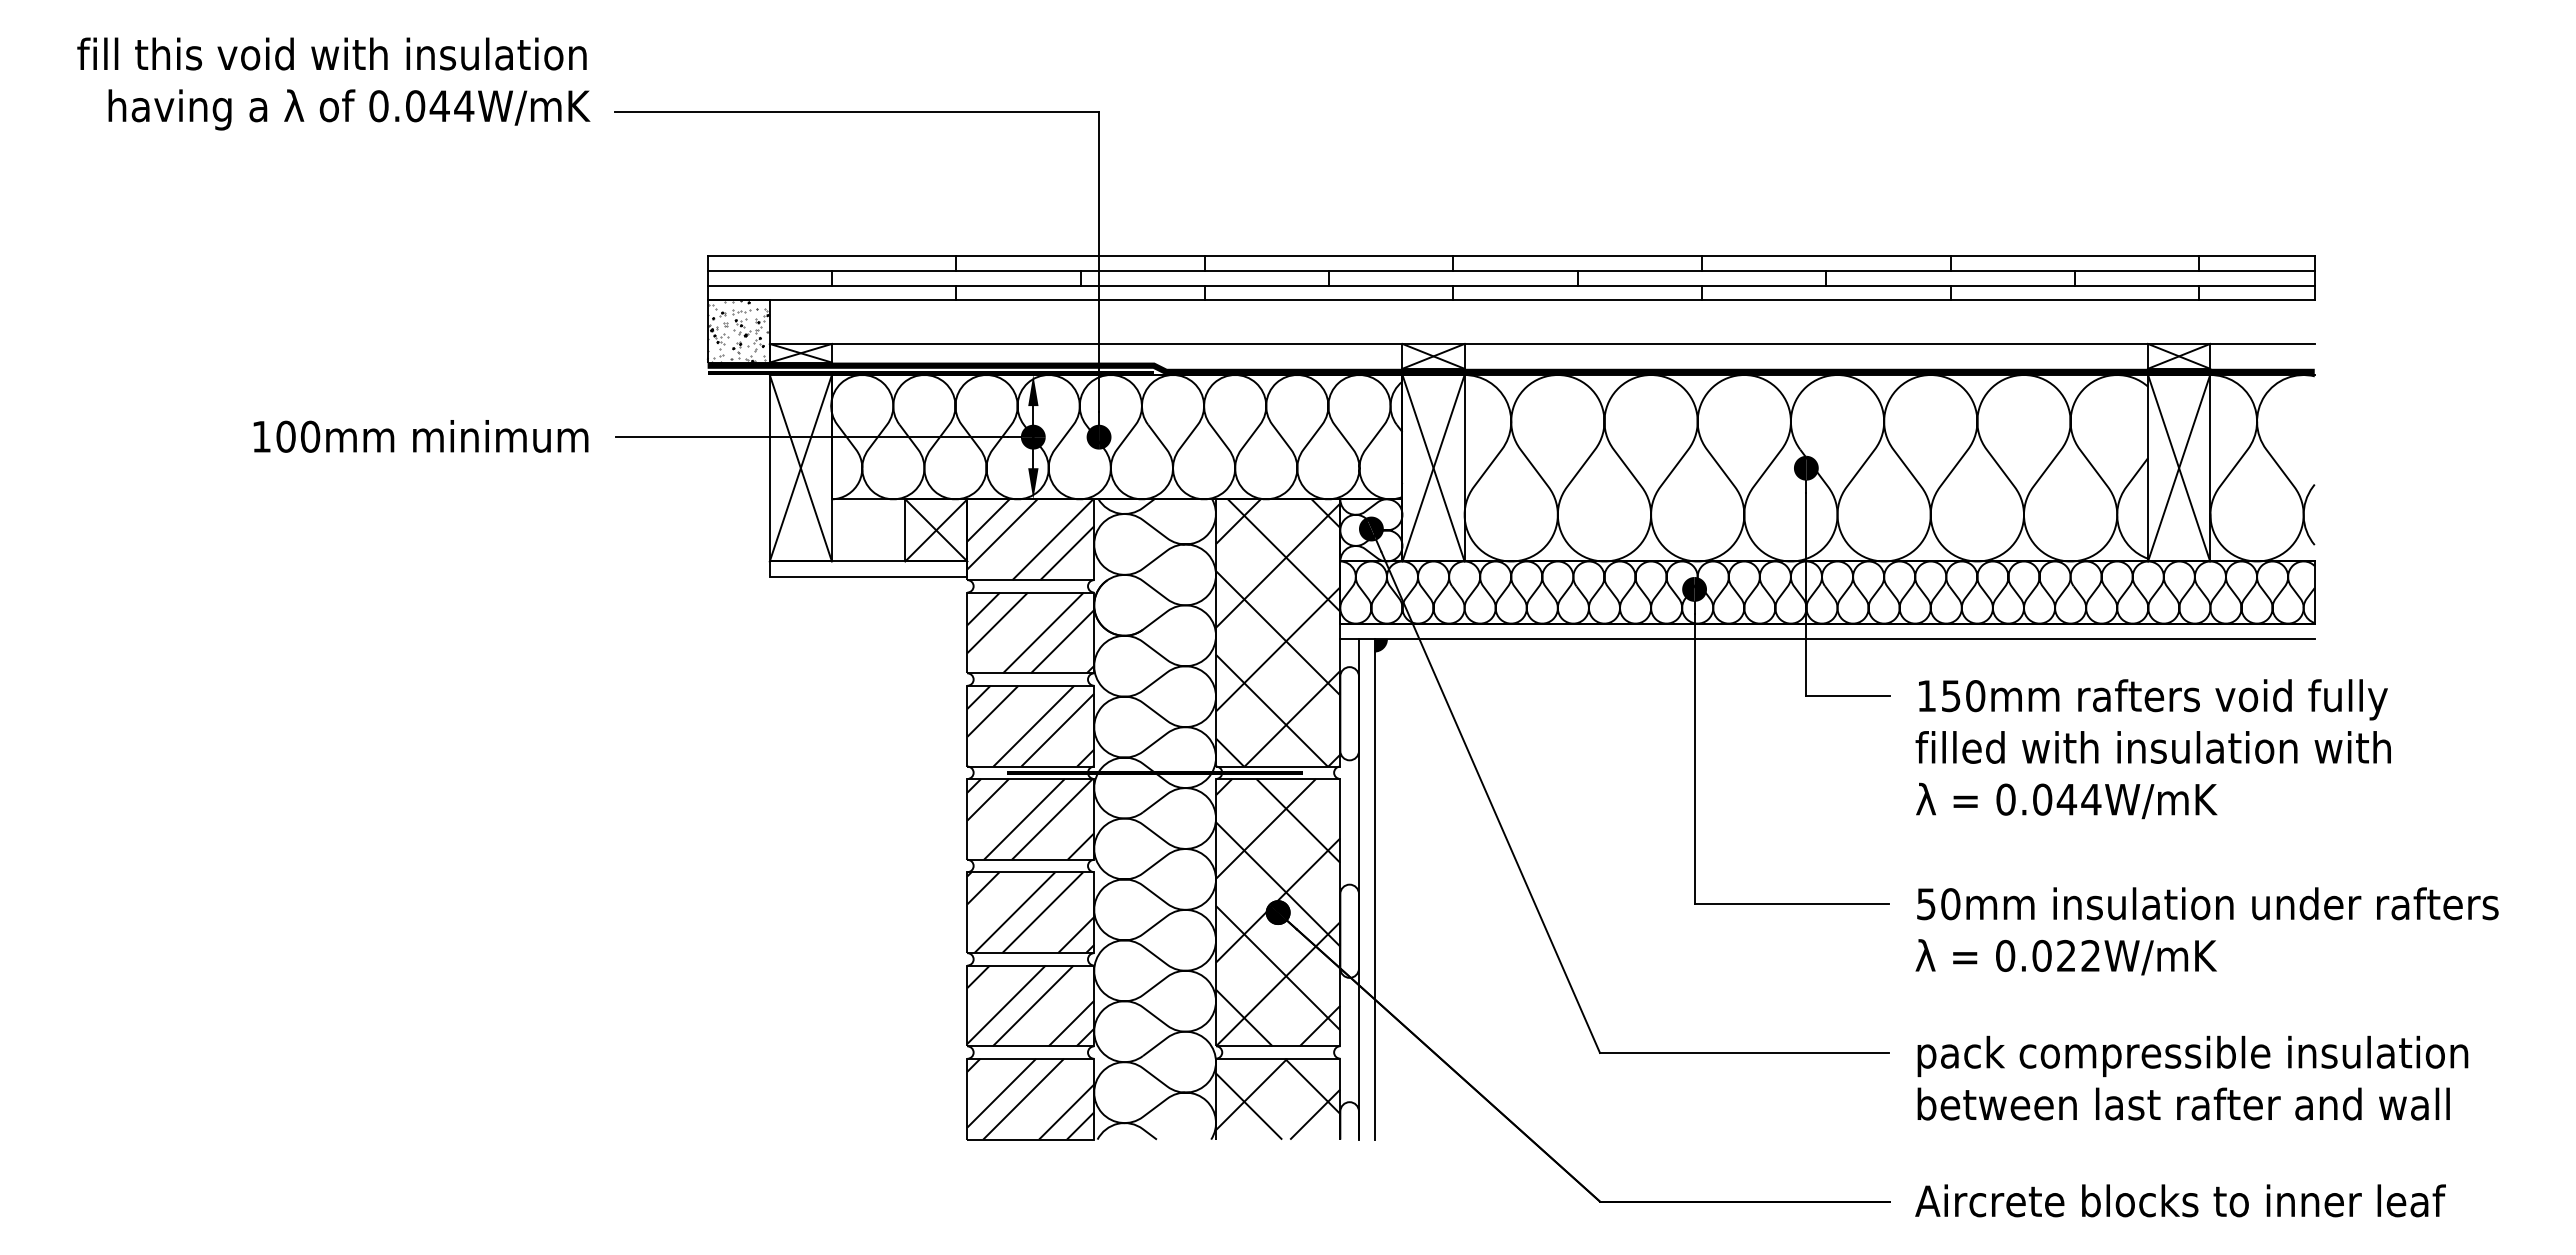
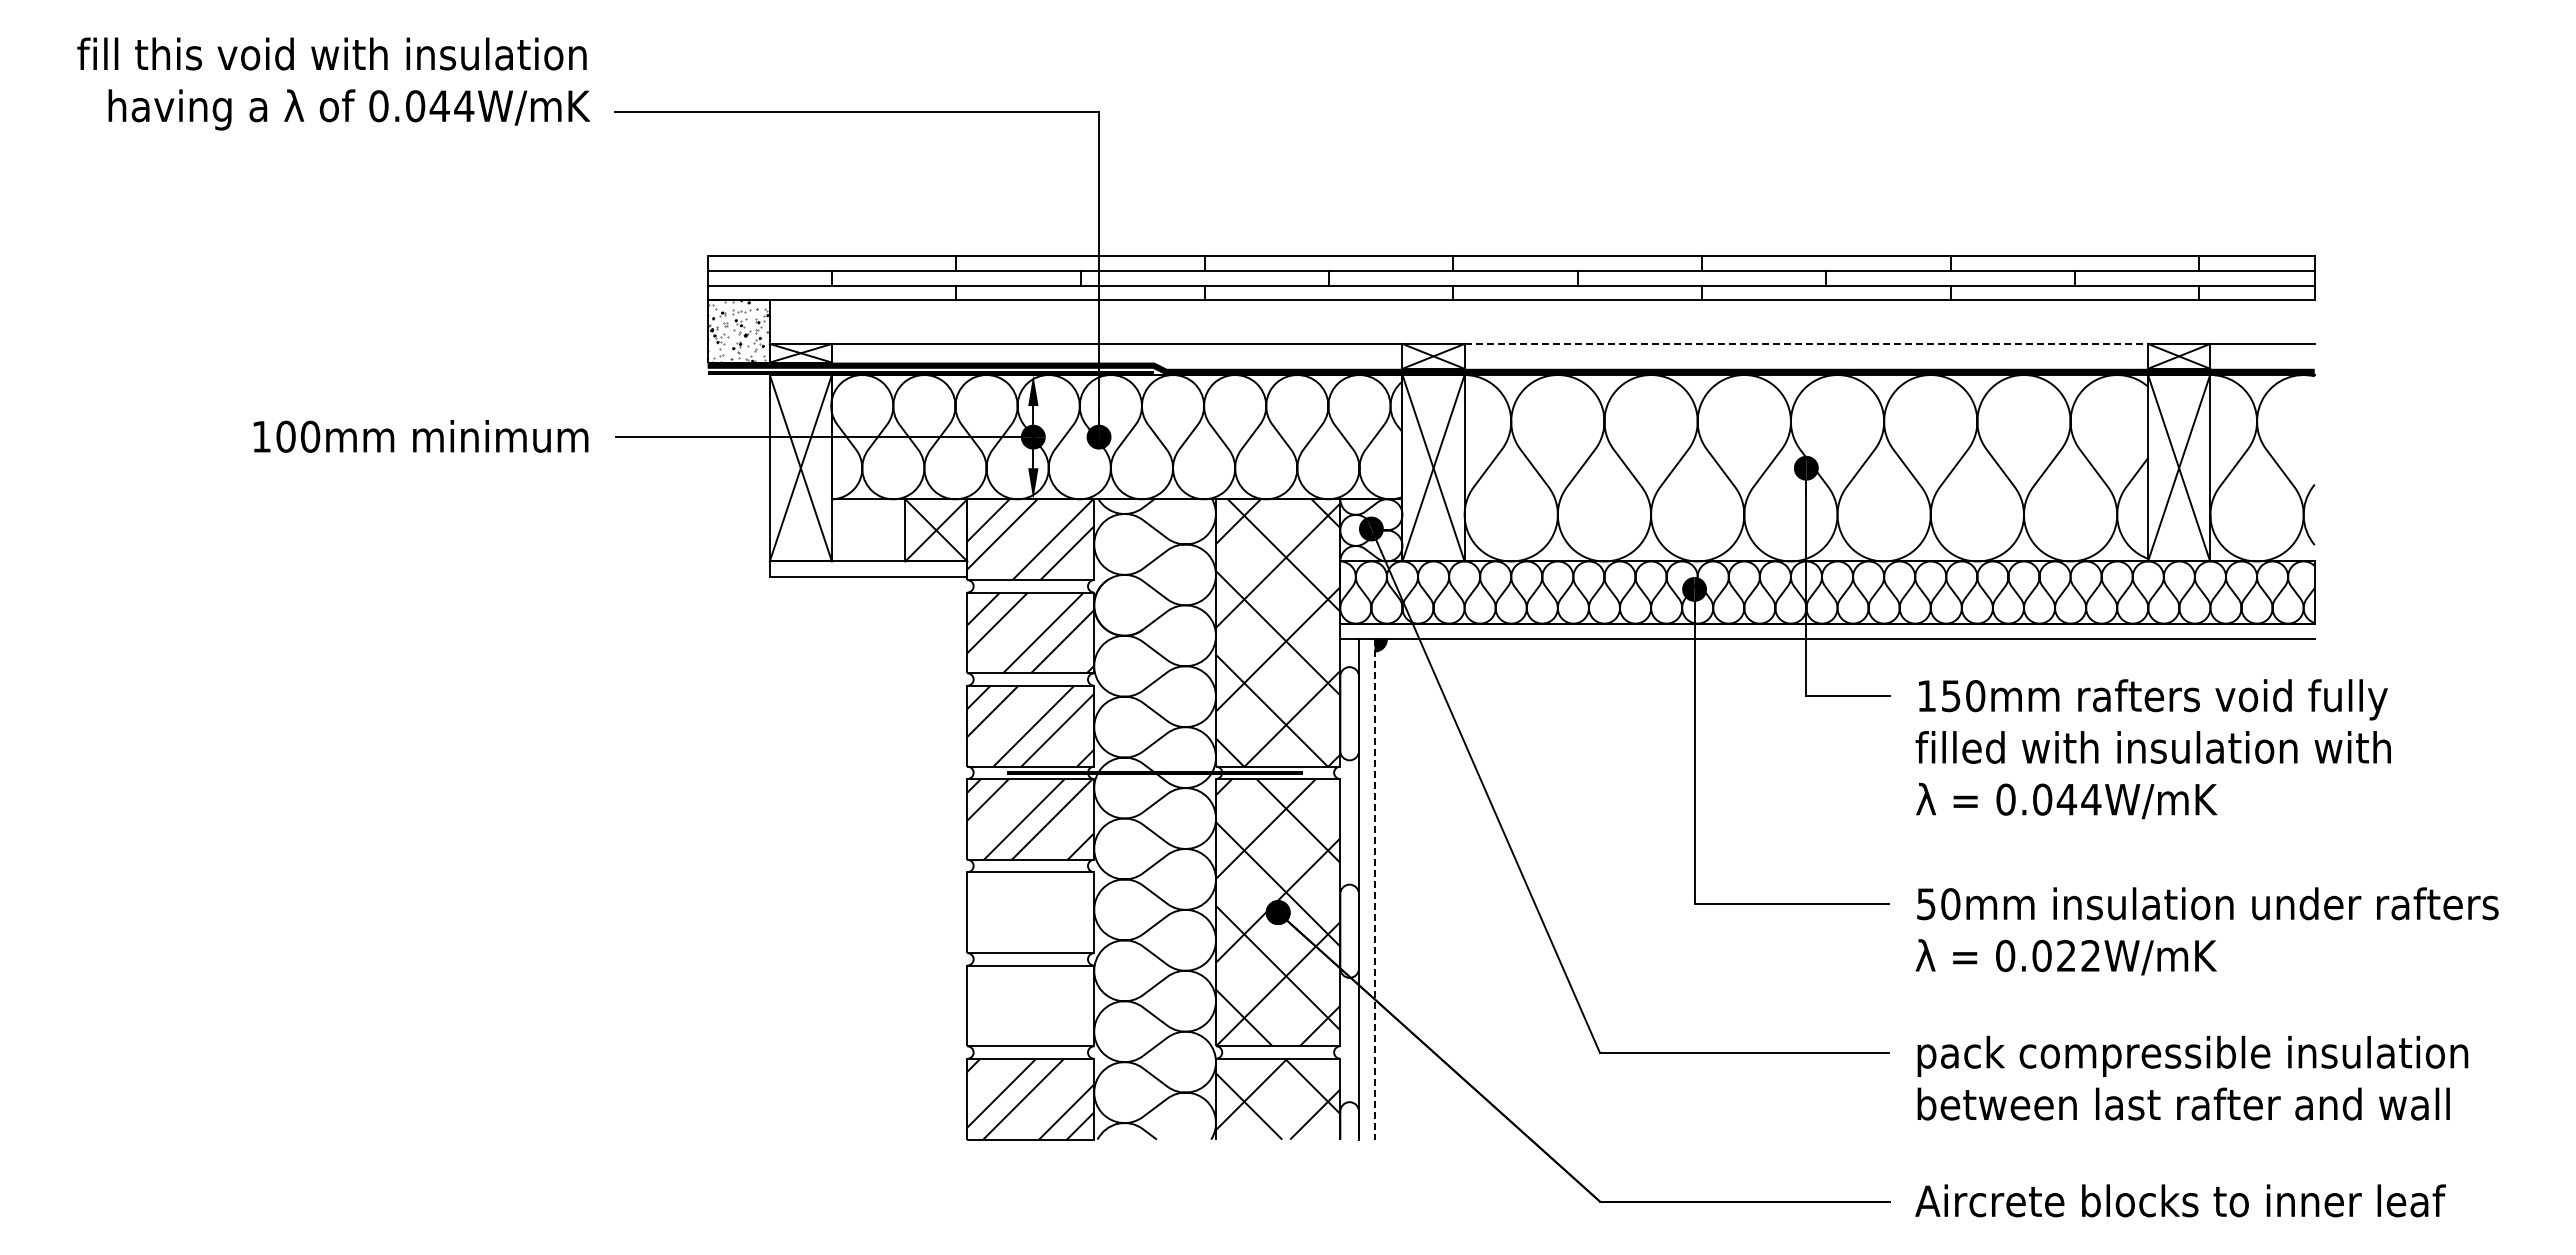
line: solid -> dashed (1806, 343)
line: solid -> dashed (1374, 889)
hatch: present -> none (1030, 912)
hatch: present -> none (1030, 1005)
